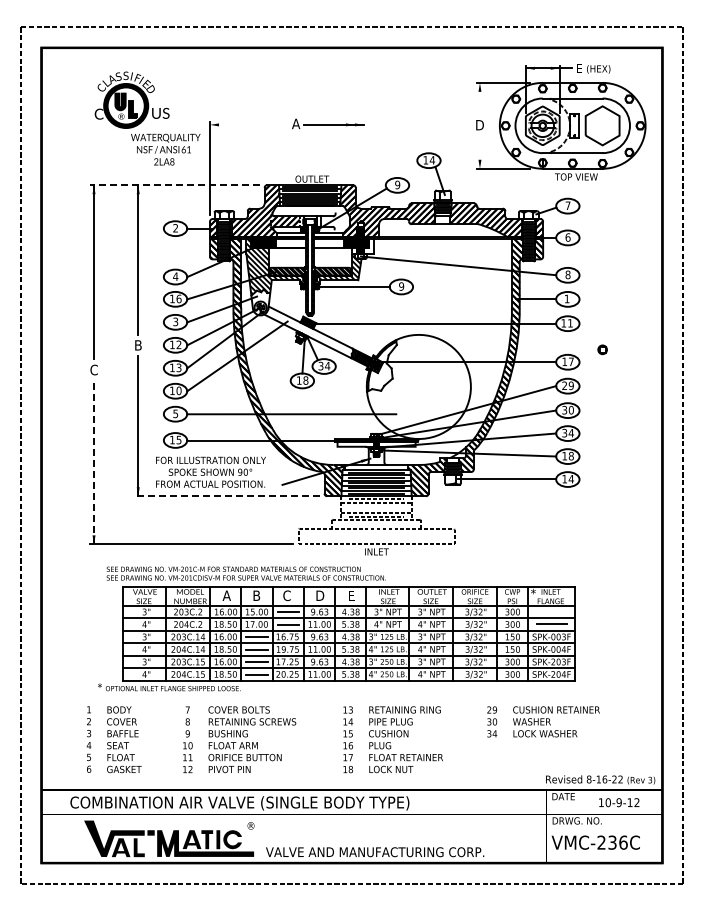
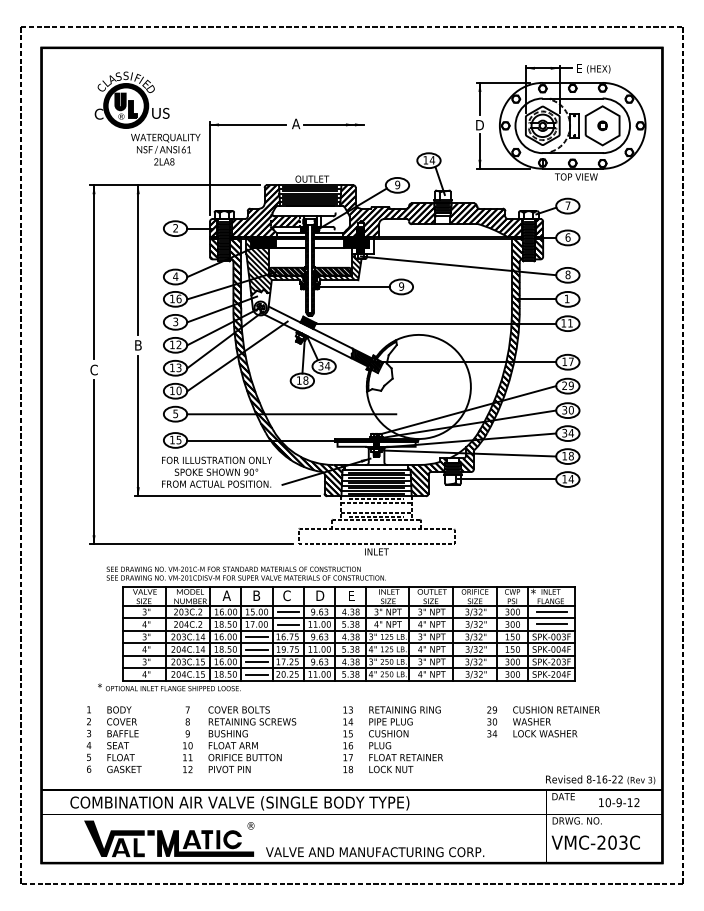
line: none -> present (479, 98)
line: none -> present (248, 124)
line: none -> present (479, 151)
line: dashed -> solid (175, 185)
part position: (602, 349) -> (602, 125) (602, 125)
line: dashed -> solid (94, 462)
text position: (210, 471) -> (216, 471) (216, 471)
line: dashed -> solid (227, 496)
line: none -> present (551, 611)
text: VMC-236C -> VMC-203C (617, 842)
